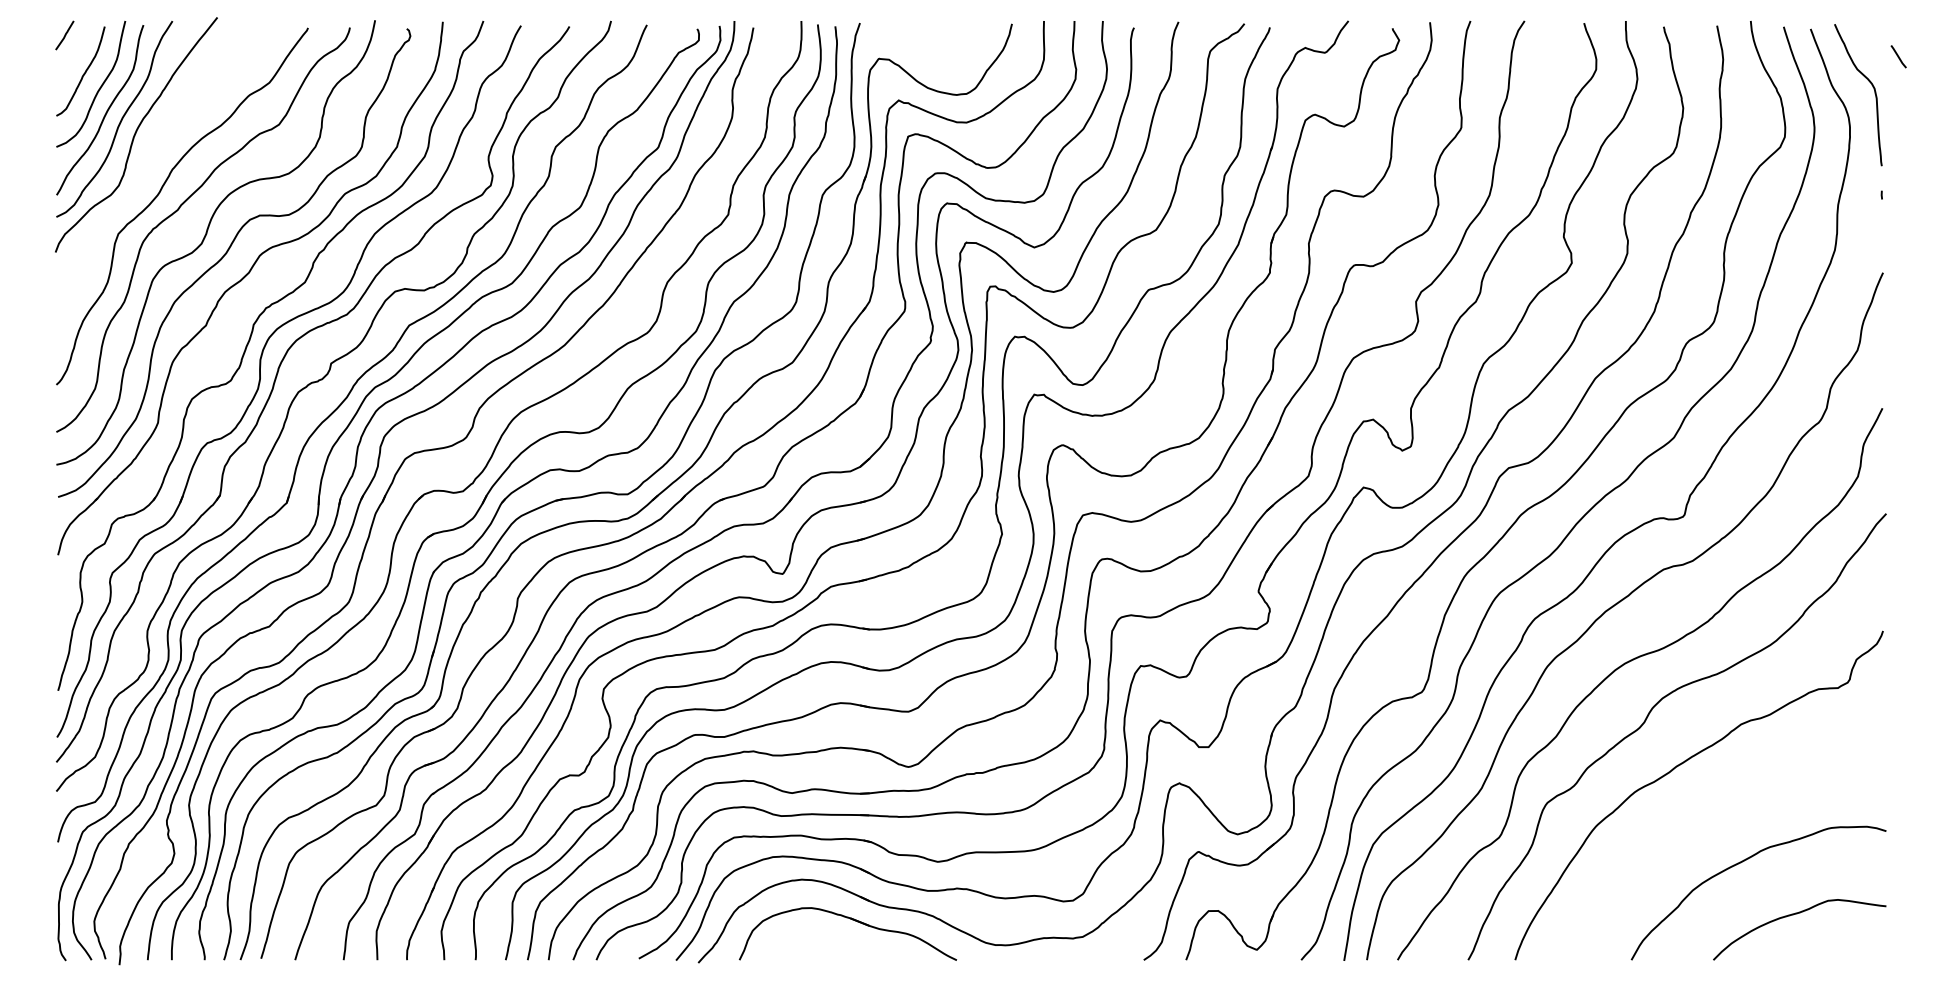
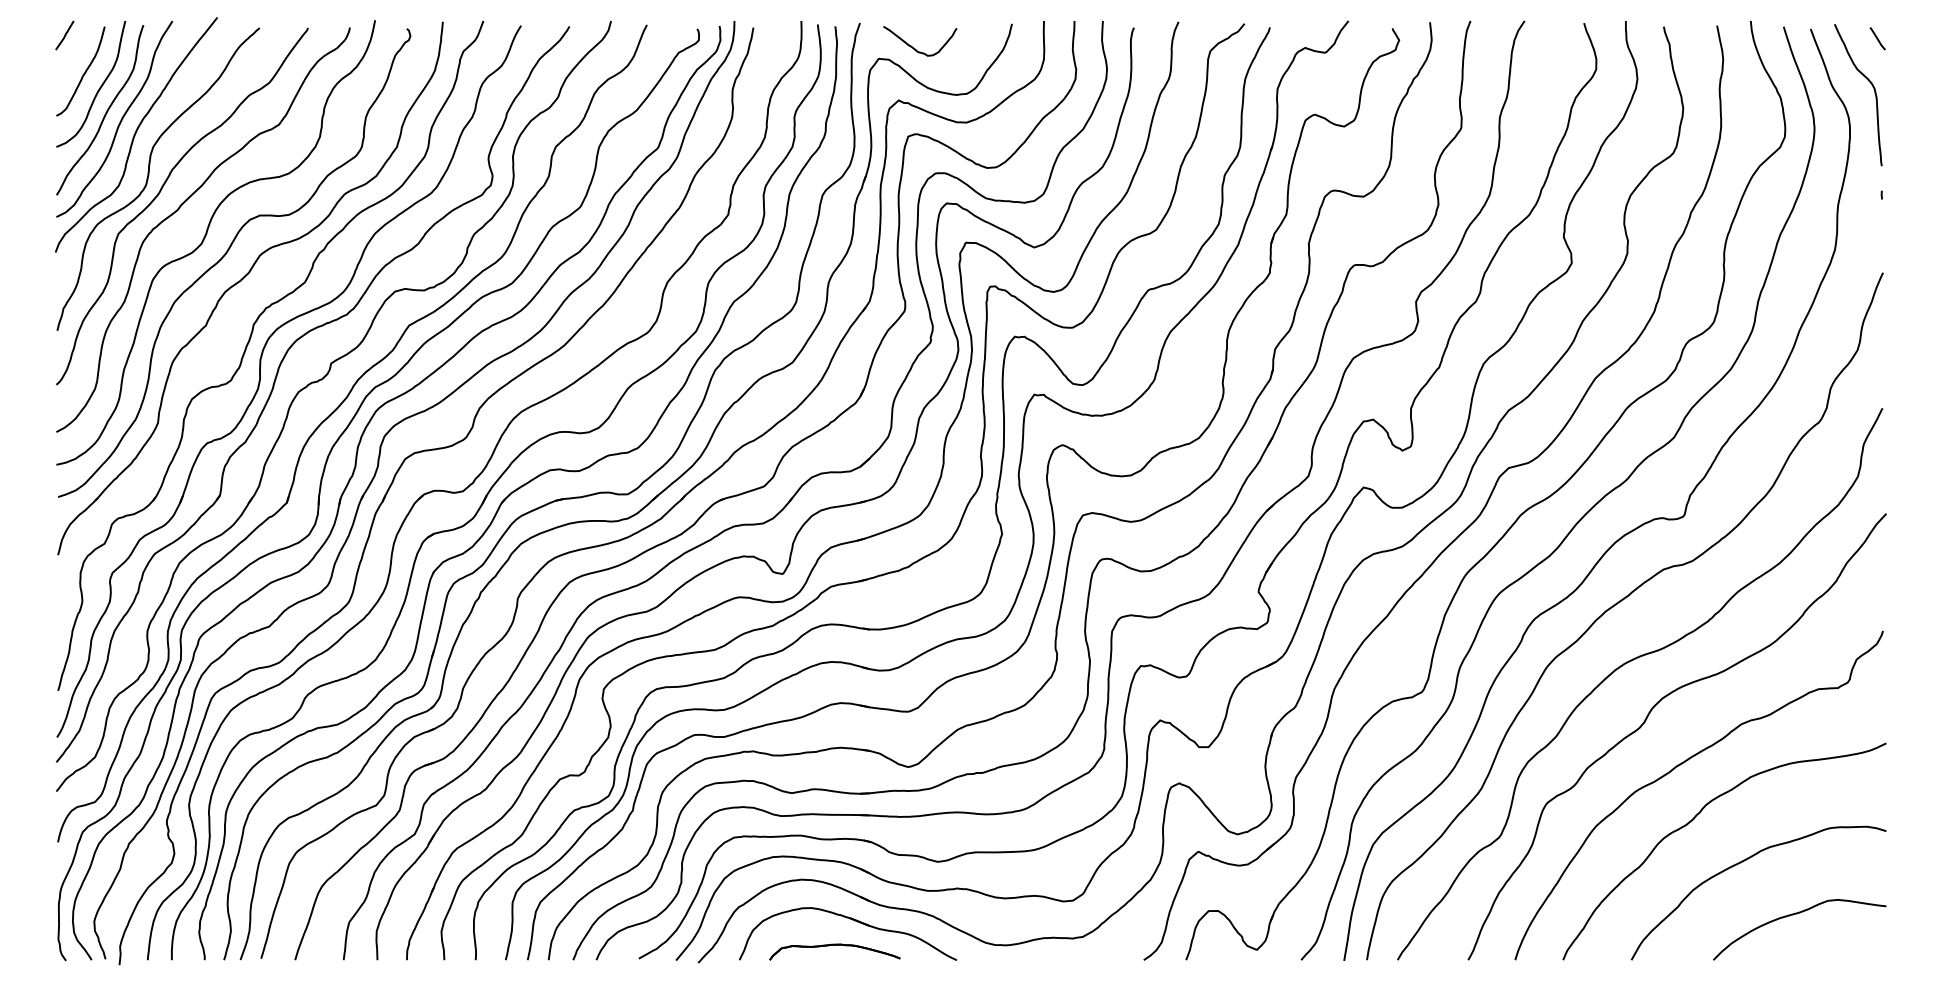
curve: none -> present (914, 47)
line position: (1898, 56) -> (1877, 38) (1877, 38)
curve: none -> present (149, 175)
curve: none -> present (1693, 820)
part: none -> present (834, 951)
